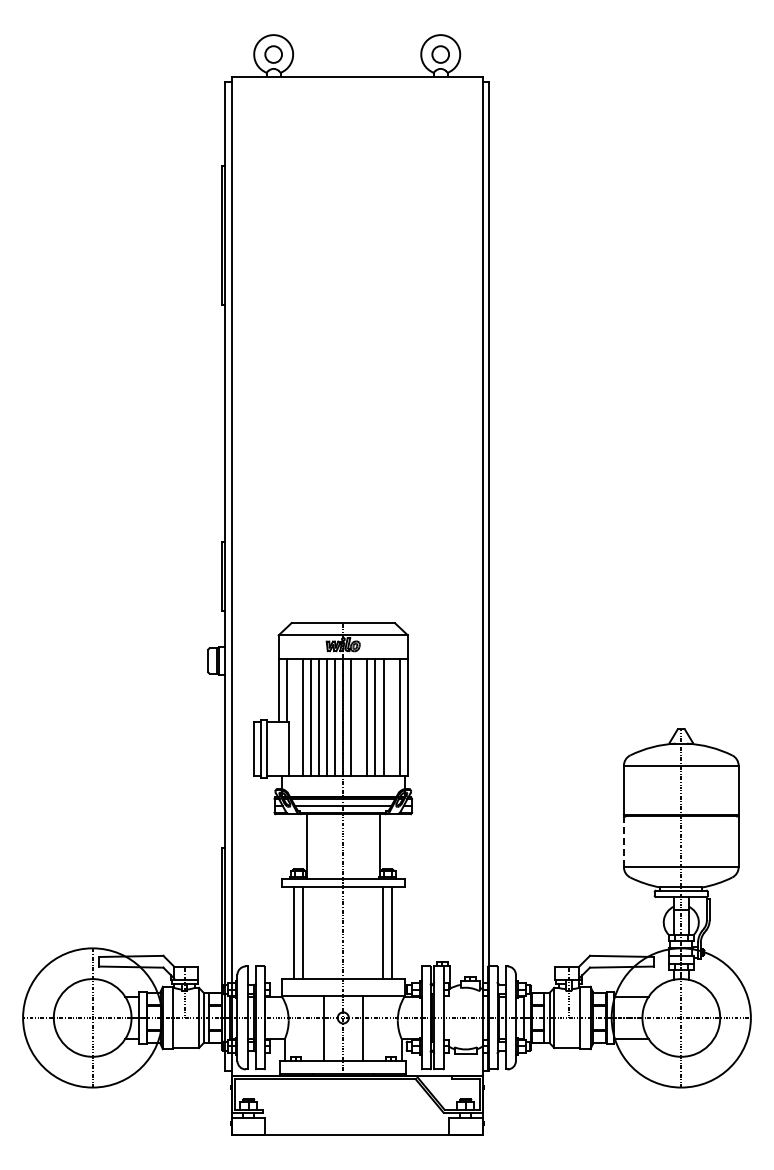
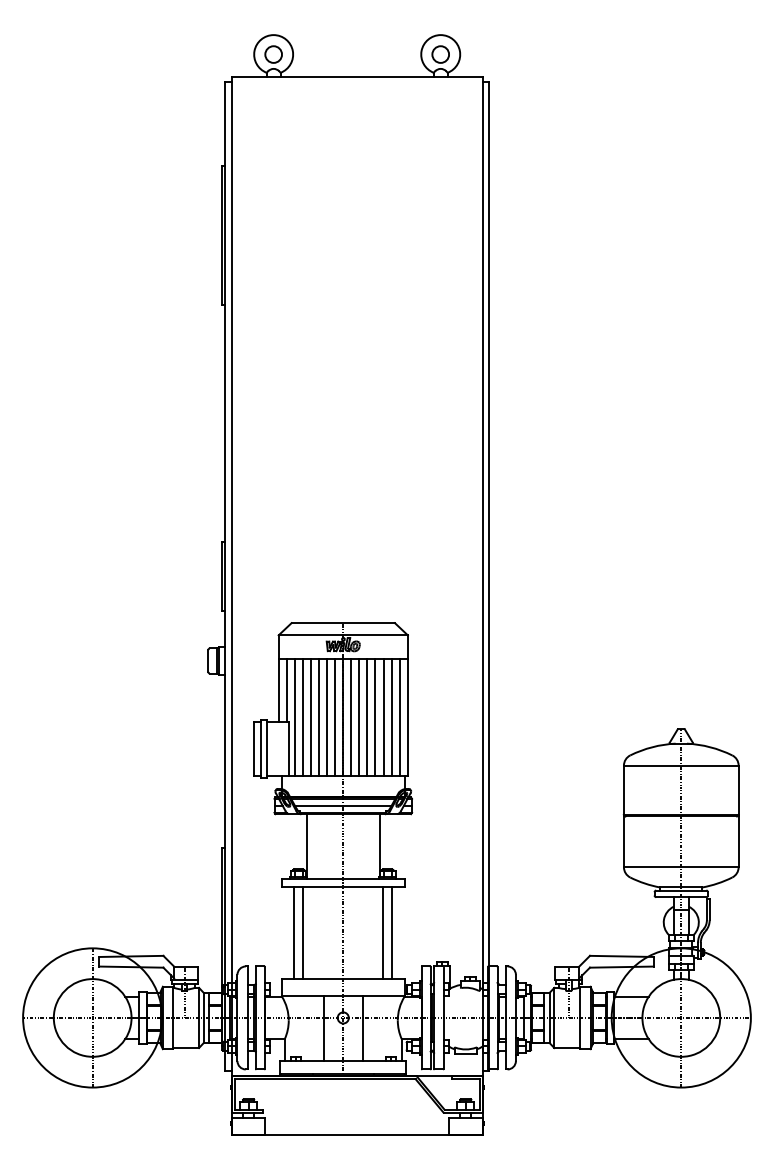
line: none -> present (295, 717)
line: none -> present (359, 717)
line: none -> present (391, 717)
line: dashed -> solid (623, 841)
